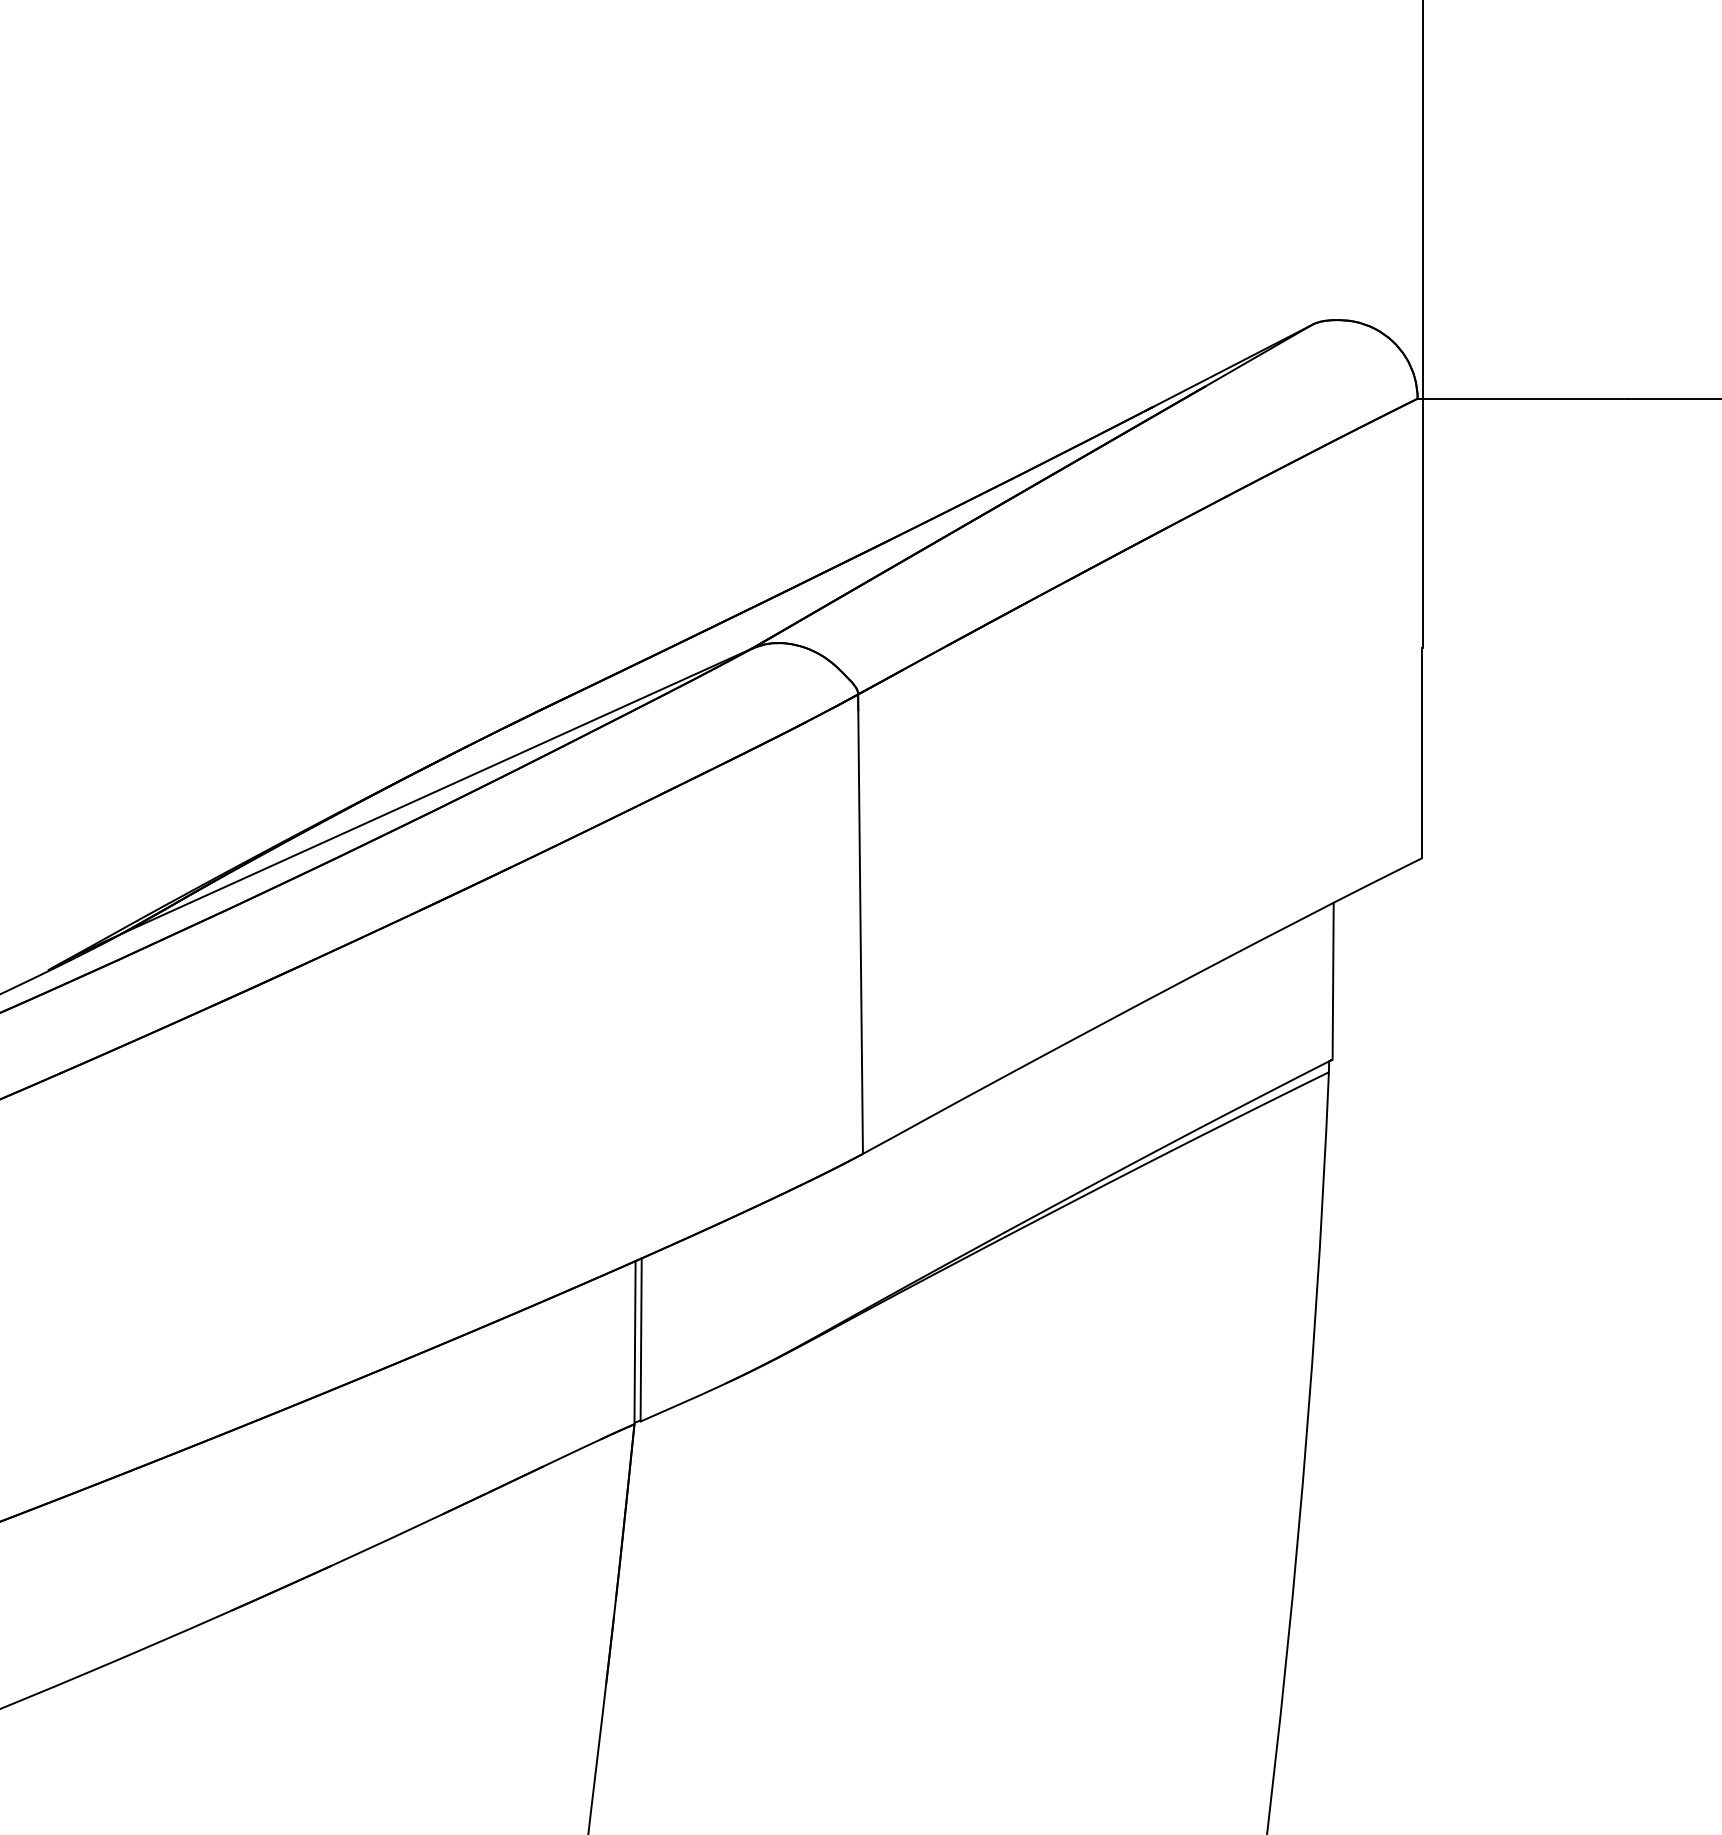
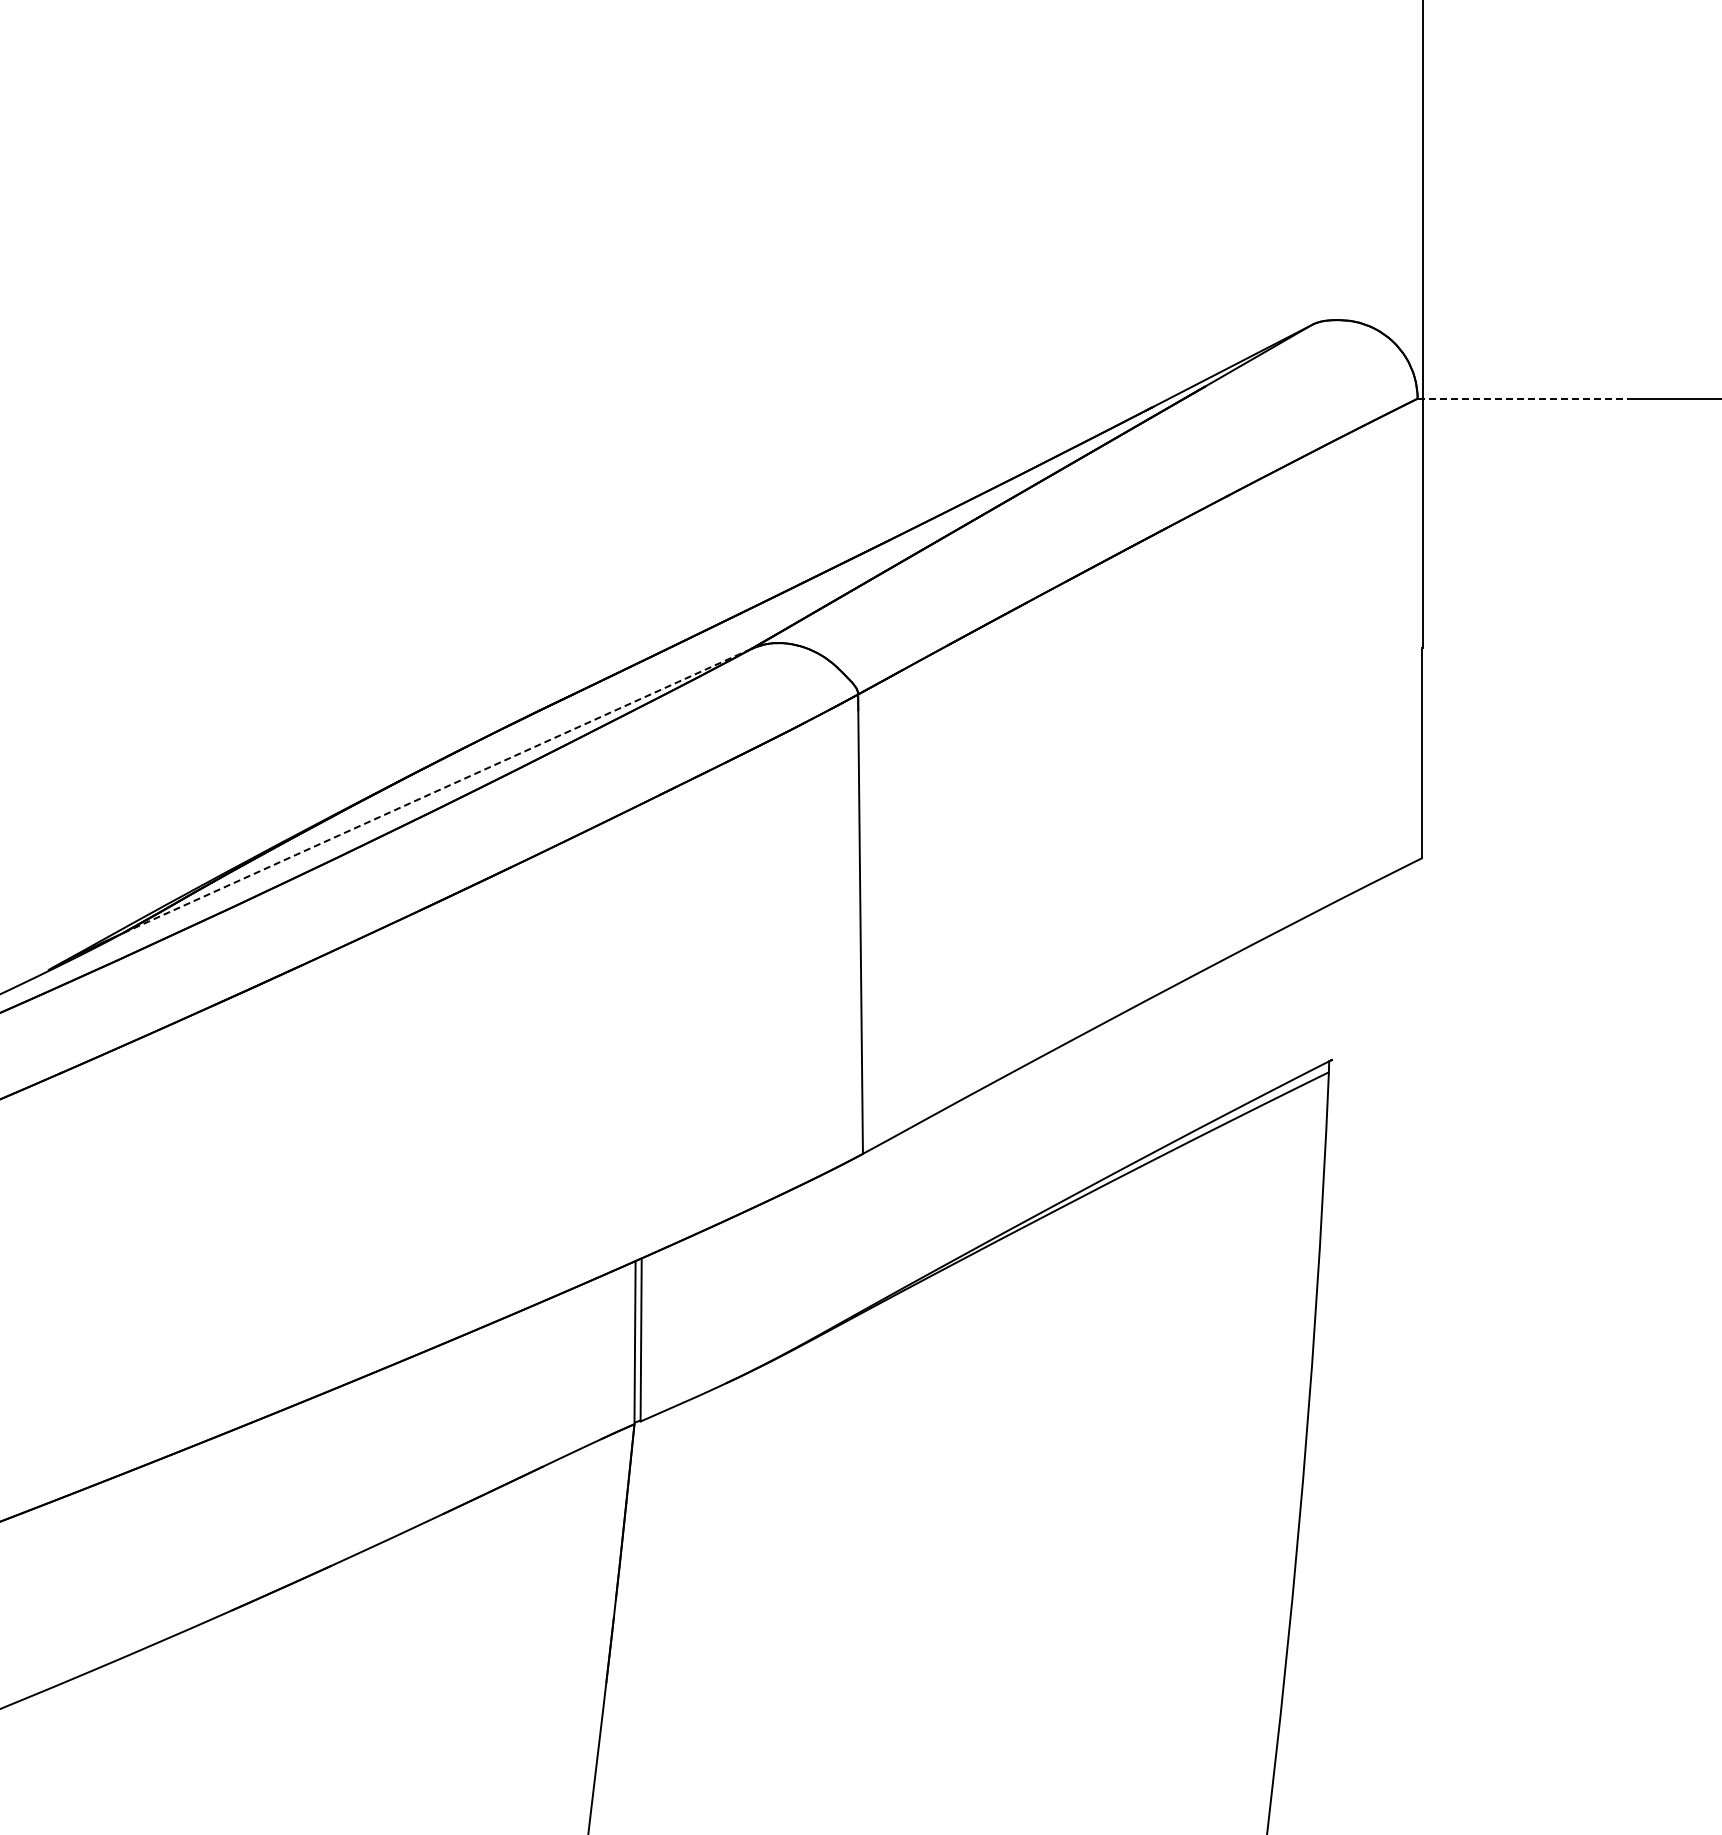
line: solid -> dashed (1523, 398)
line: solid -> dashed (436, 791)
line: present -> none (1332, 980)
